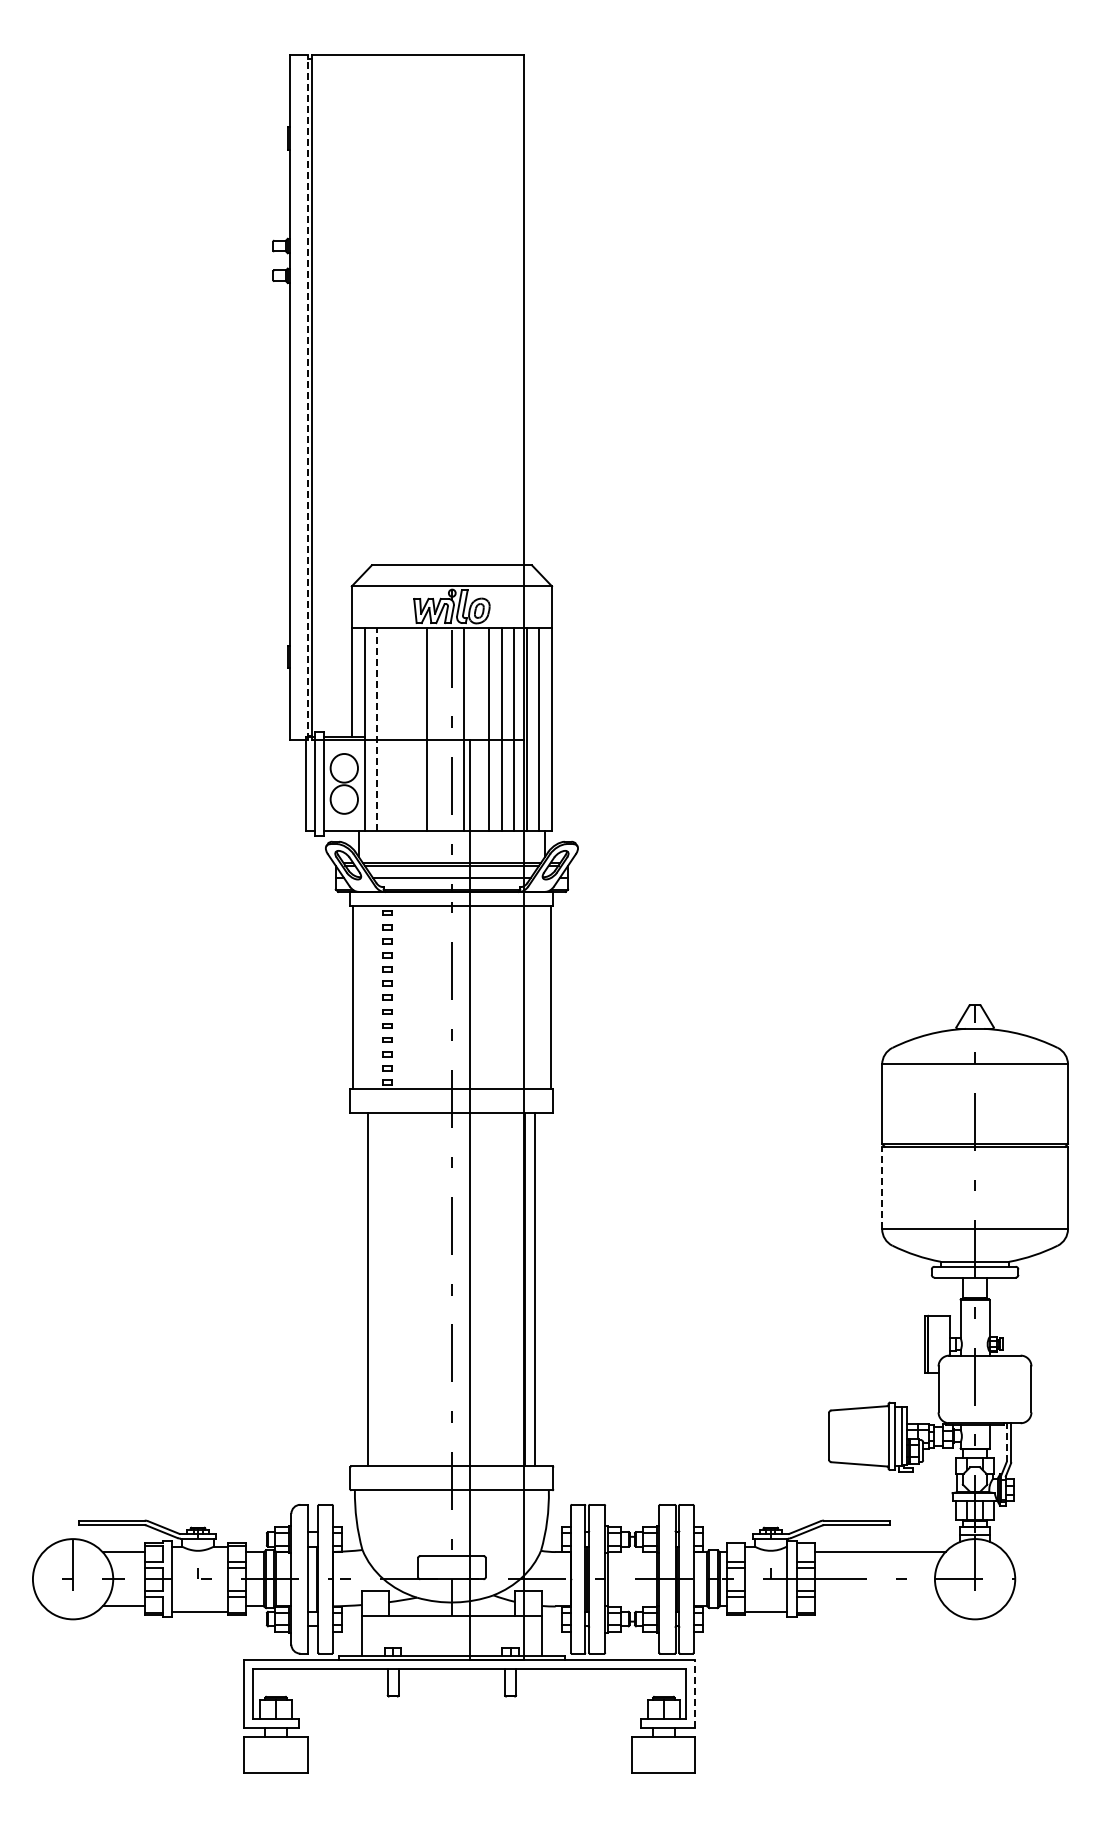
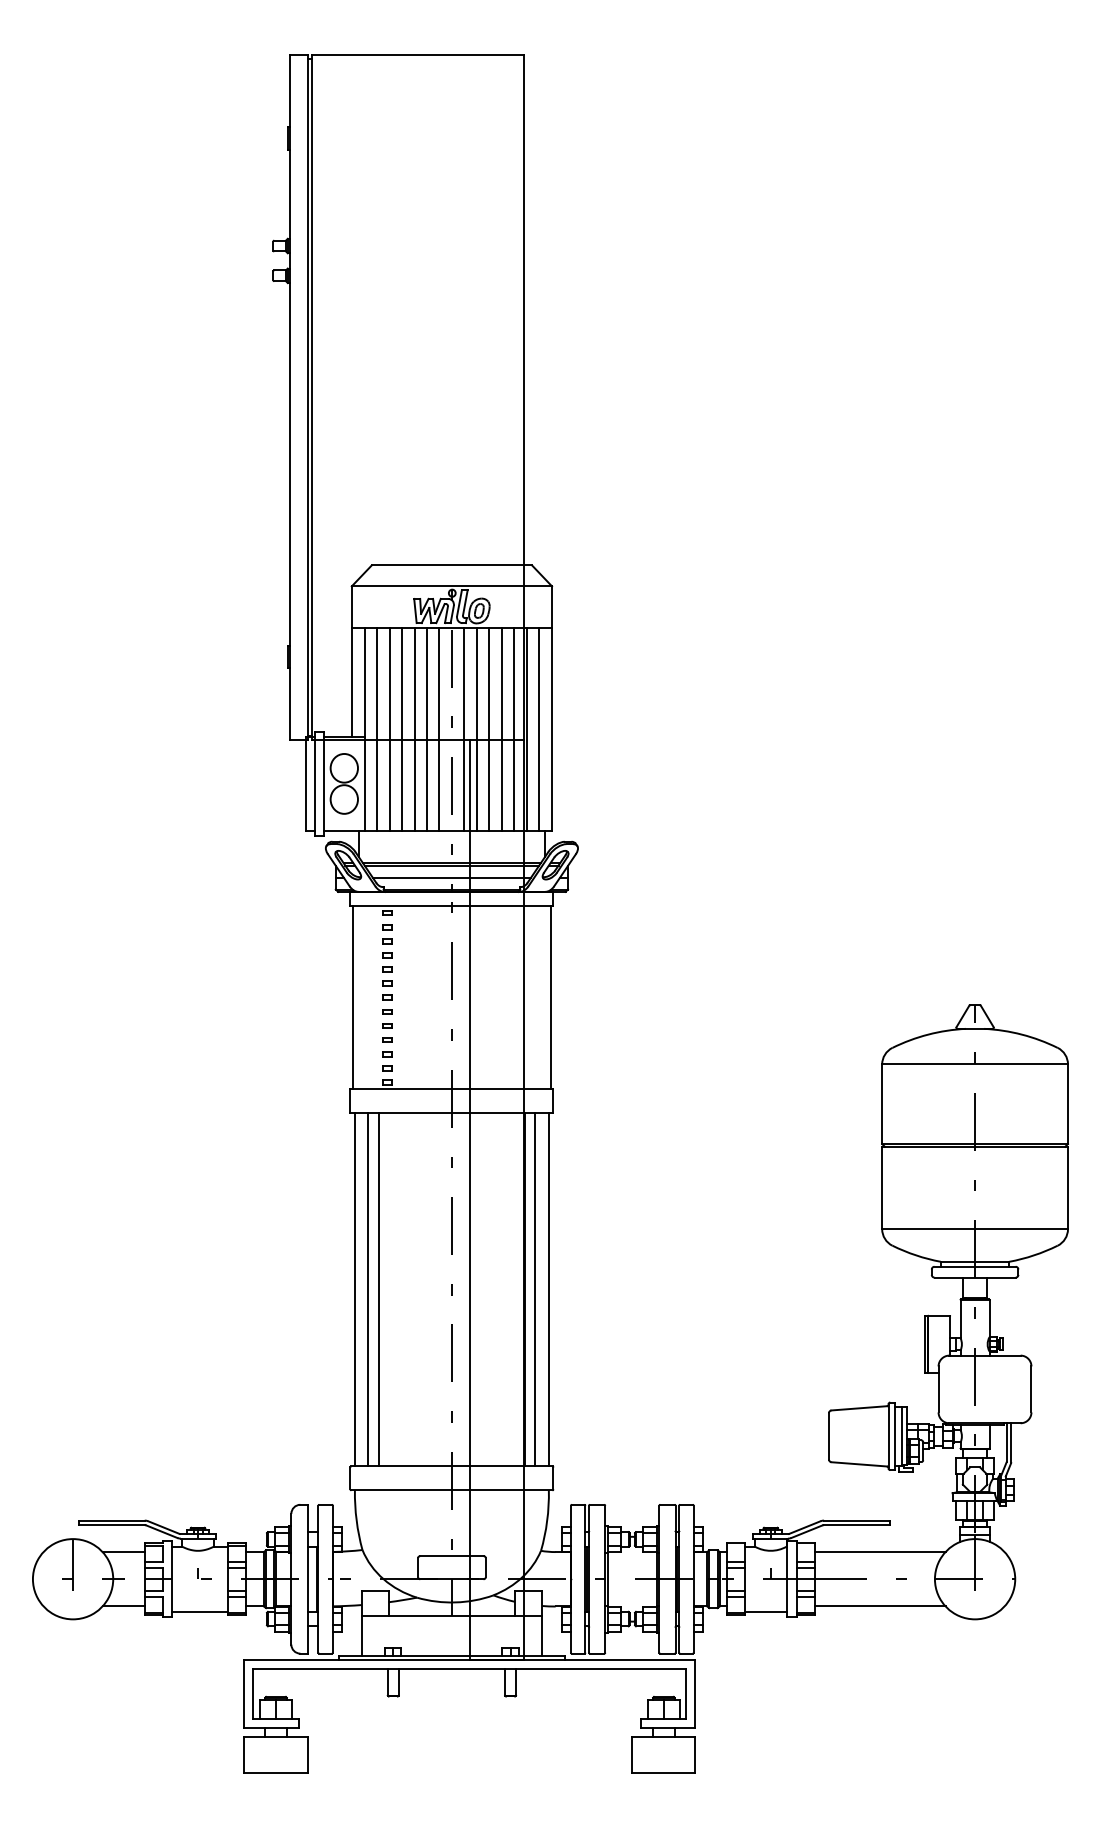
line: dashed -> solid (307, 397)
line: dashed -> solid (377, 728)
line: none -> present (389, 728)
line: none -> present (402, 728)
line: none -> present (414, 728)
line: none -> present (439, 728)
line: none -> present (476, 728)
line: dashed -> solid (882, 1187)
line: none -> present (354, 1289)
line: none -> present (379, 1289)
line: none -> present (548, 1289)
line: dashed -> solid (1006, 1442)
line: none -> present (879, 1606)
line: dashed -> solid (695, 1694)
